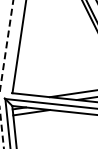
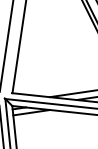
line: dashed -> solid (6, 44)
line: dashed -> solid (1, 129)
